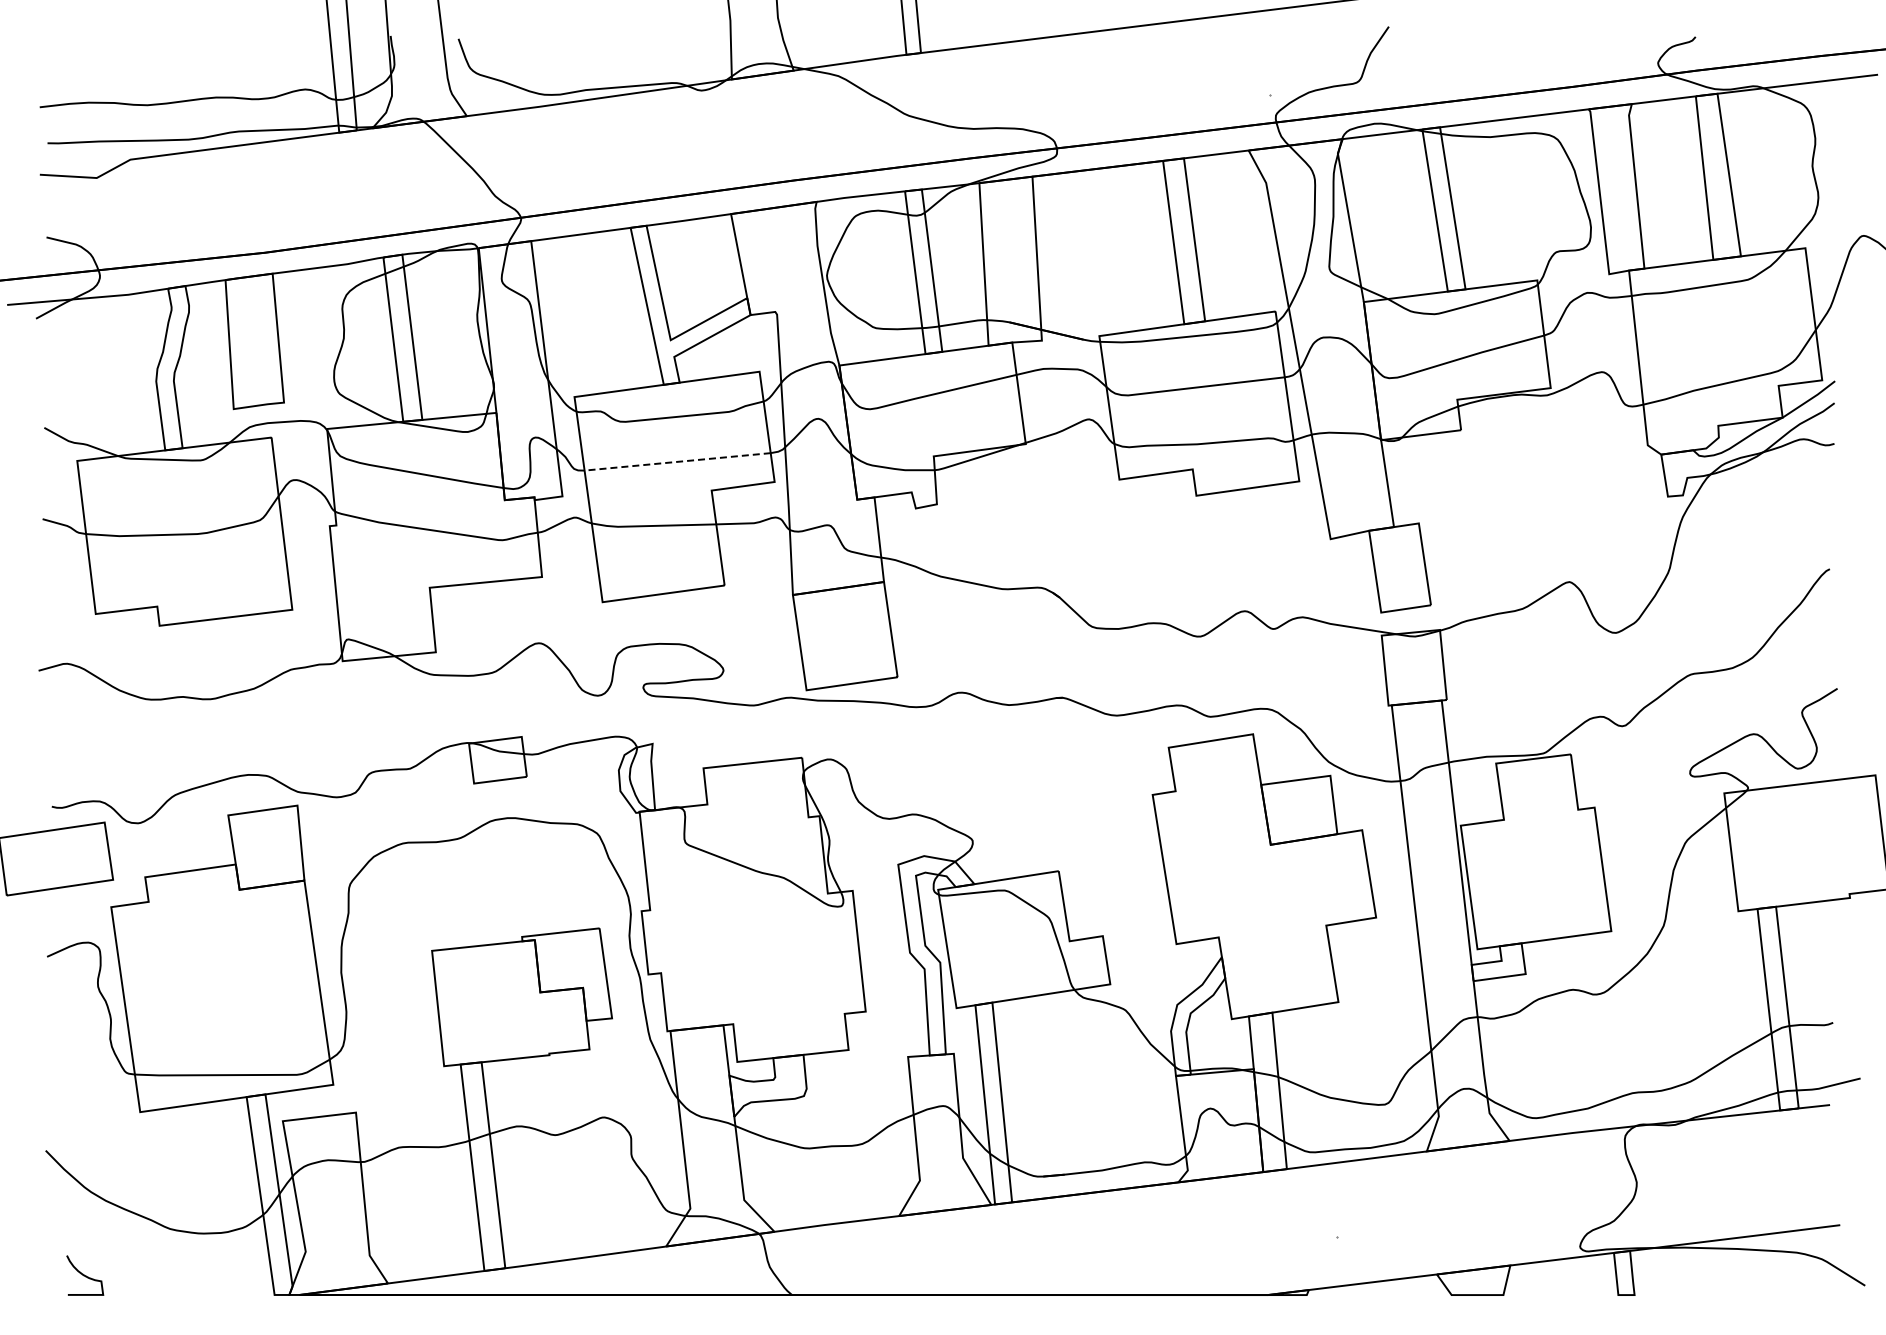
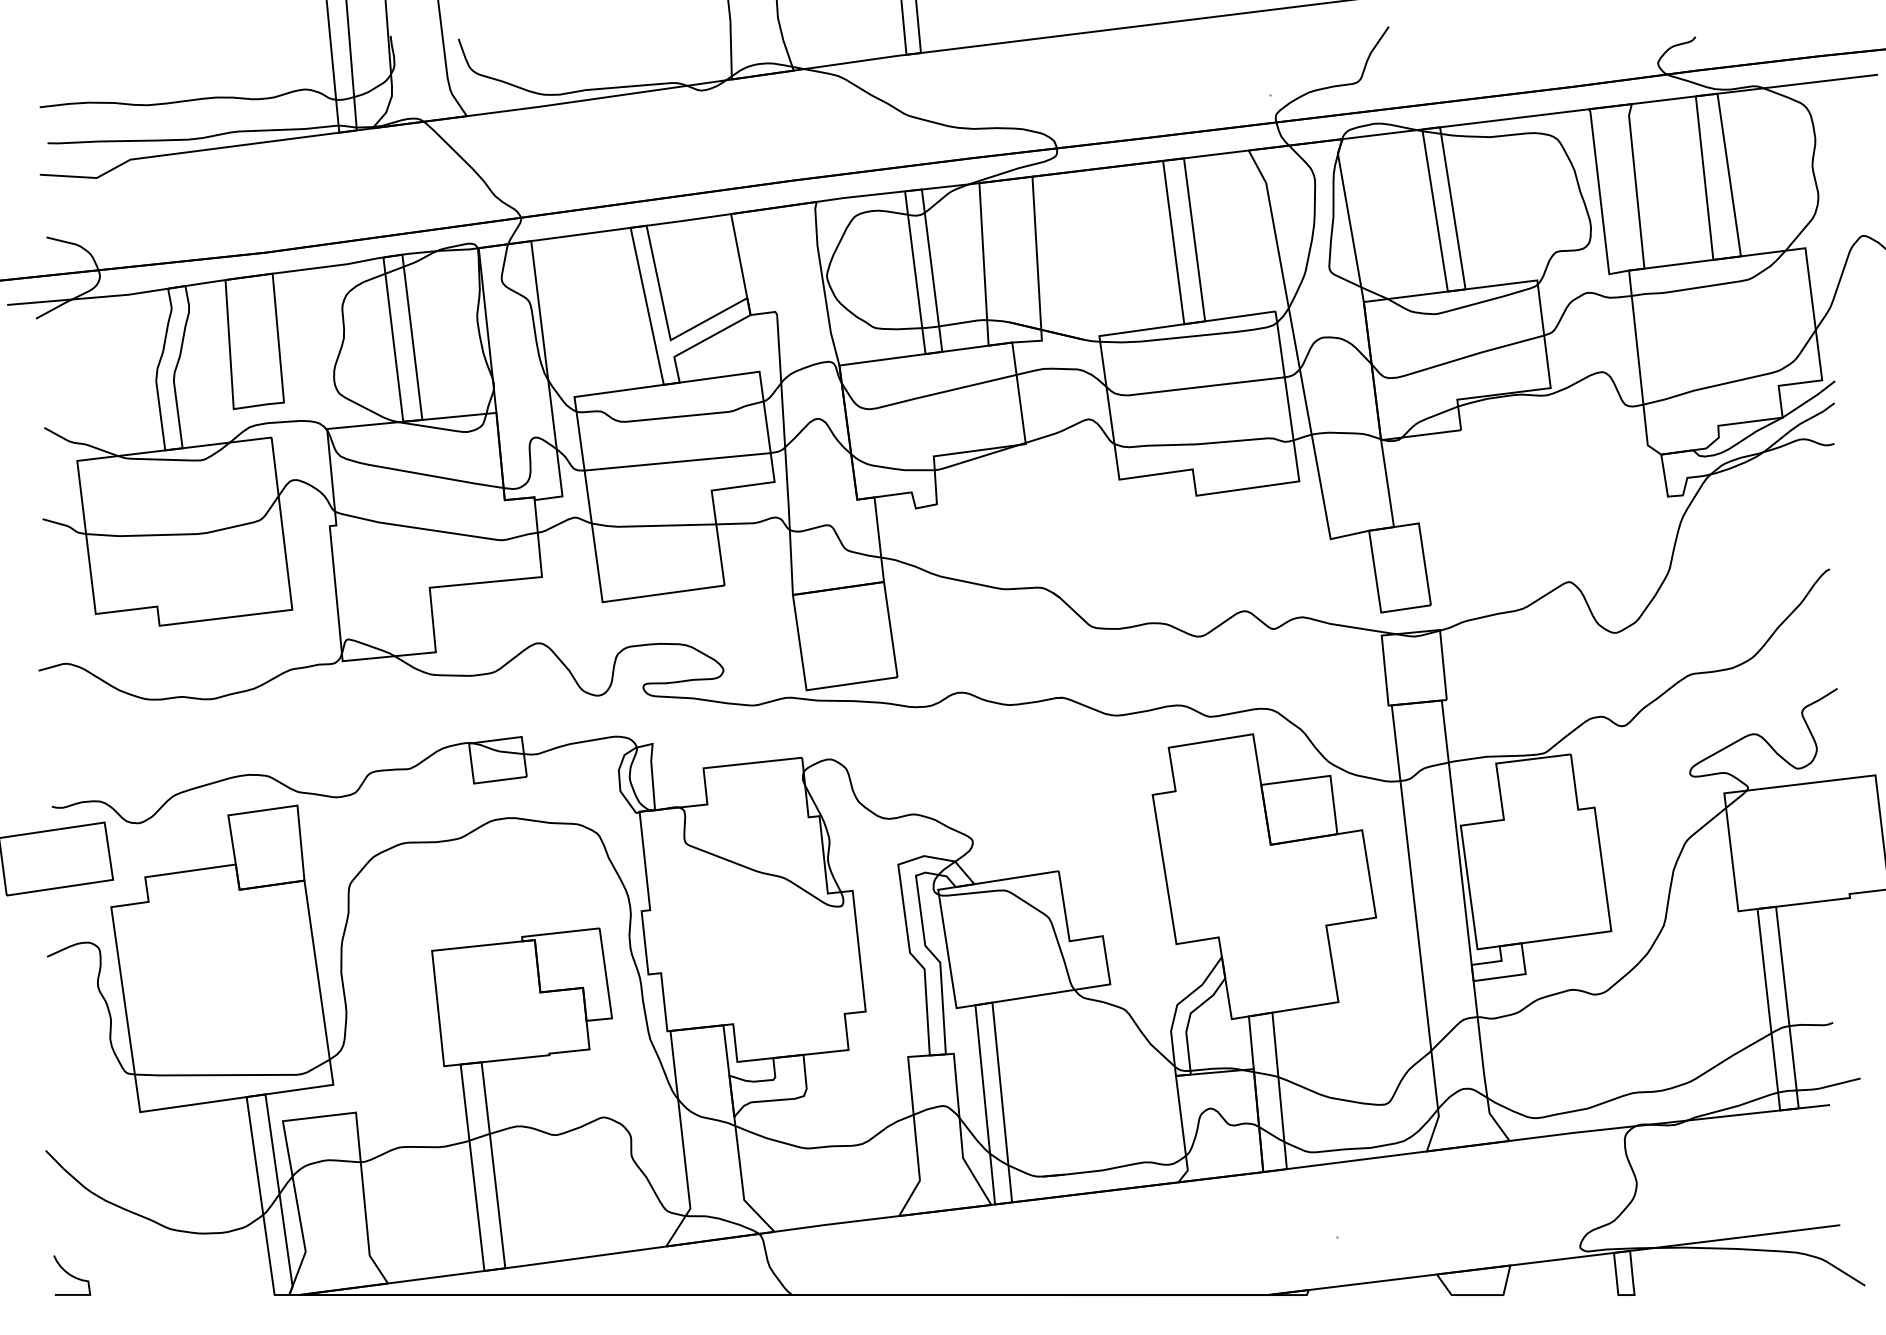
line: dashed -> solid (677, 461)
curve position: (85, 1275) -> (72, 1275) (72, 1275)
